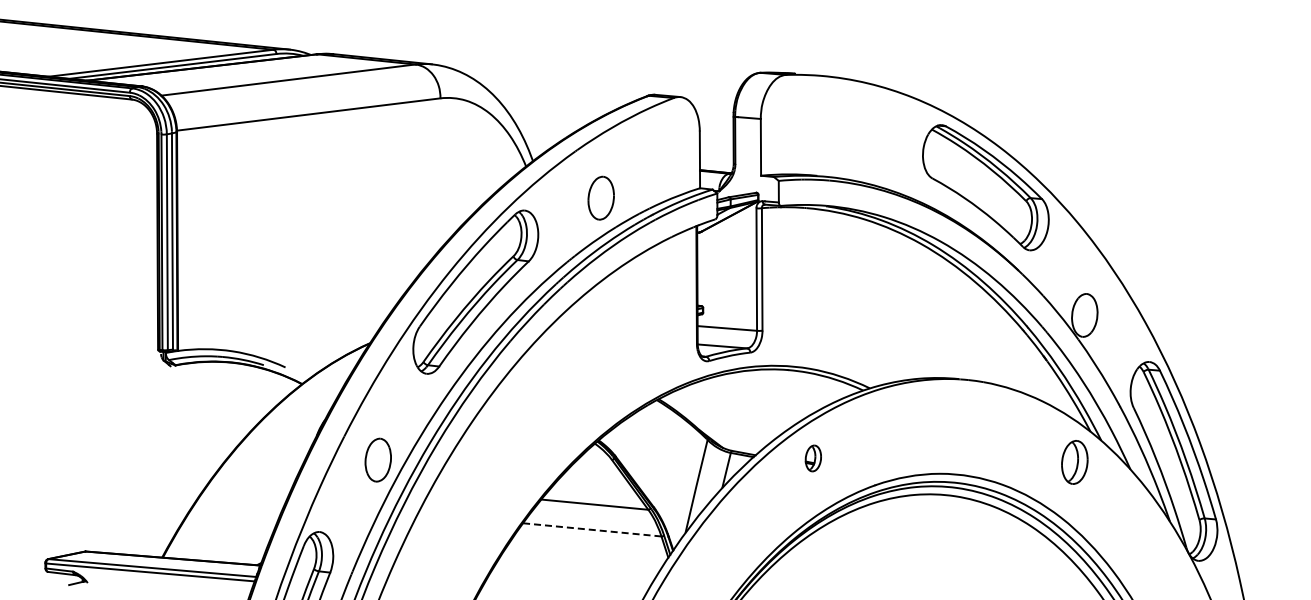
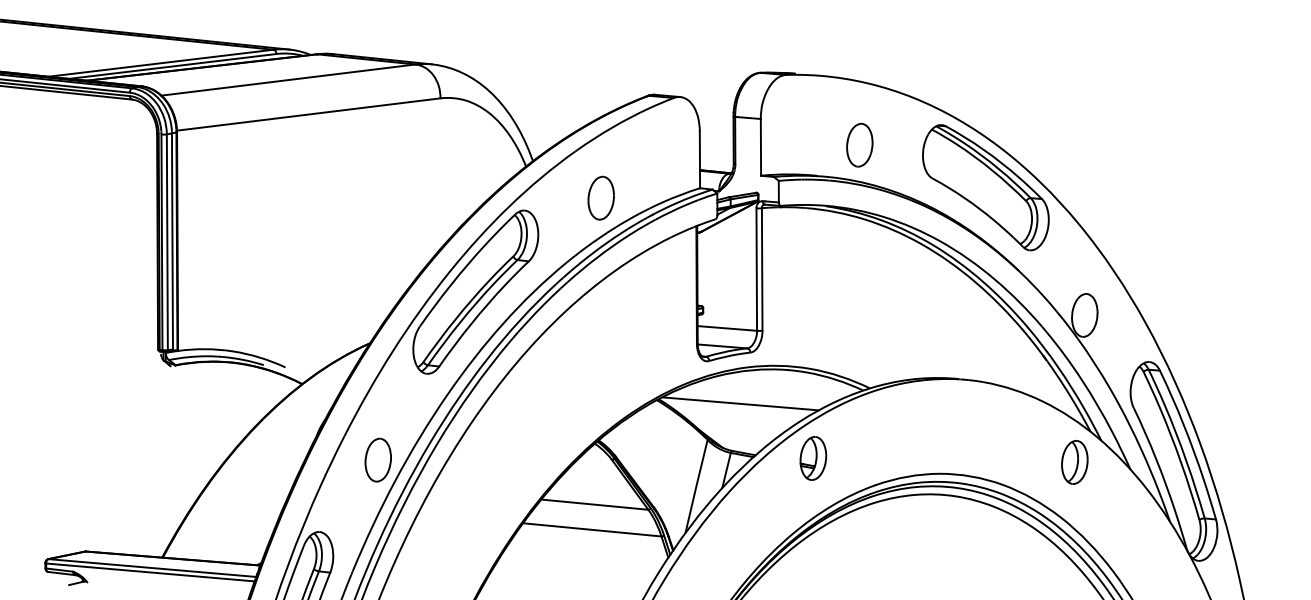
part: none -> present (859, 144)
line: none -> present (740, 403)
part size: 18x29 px -> 29x45 px (813, 458)
line: dashed -> solid (592, 529)
